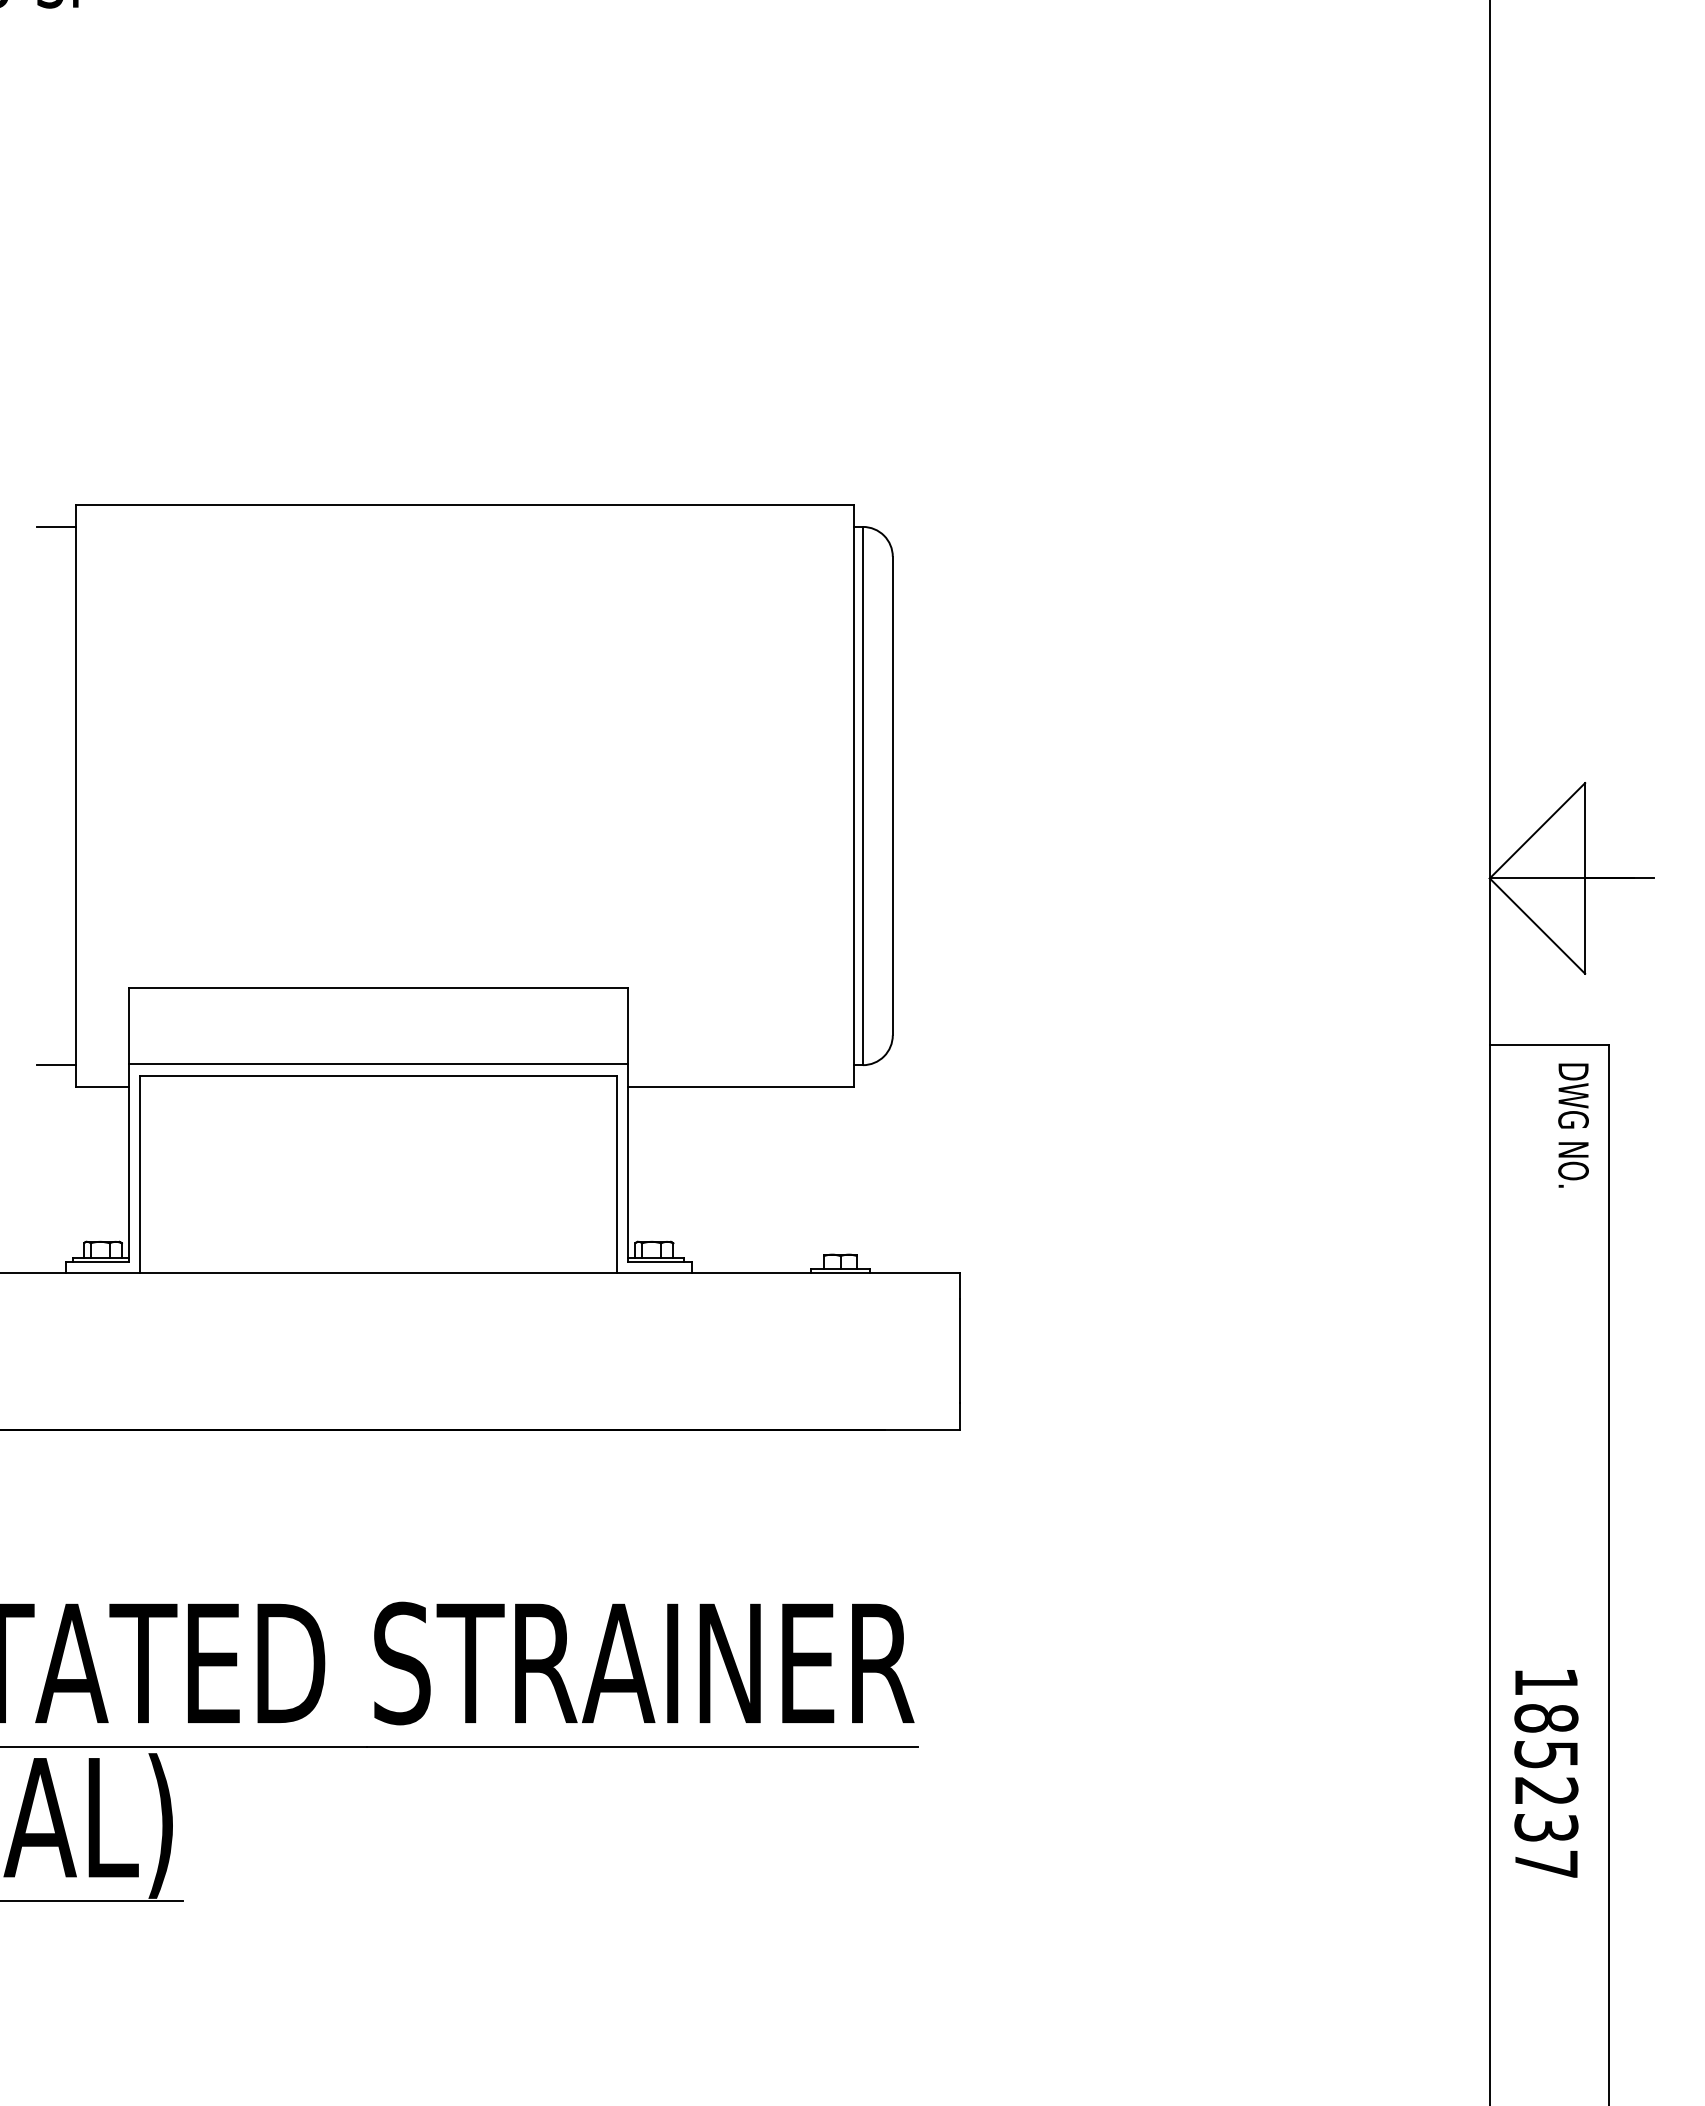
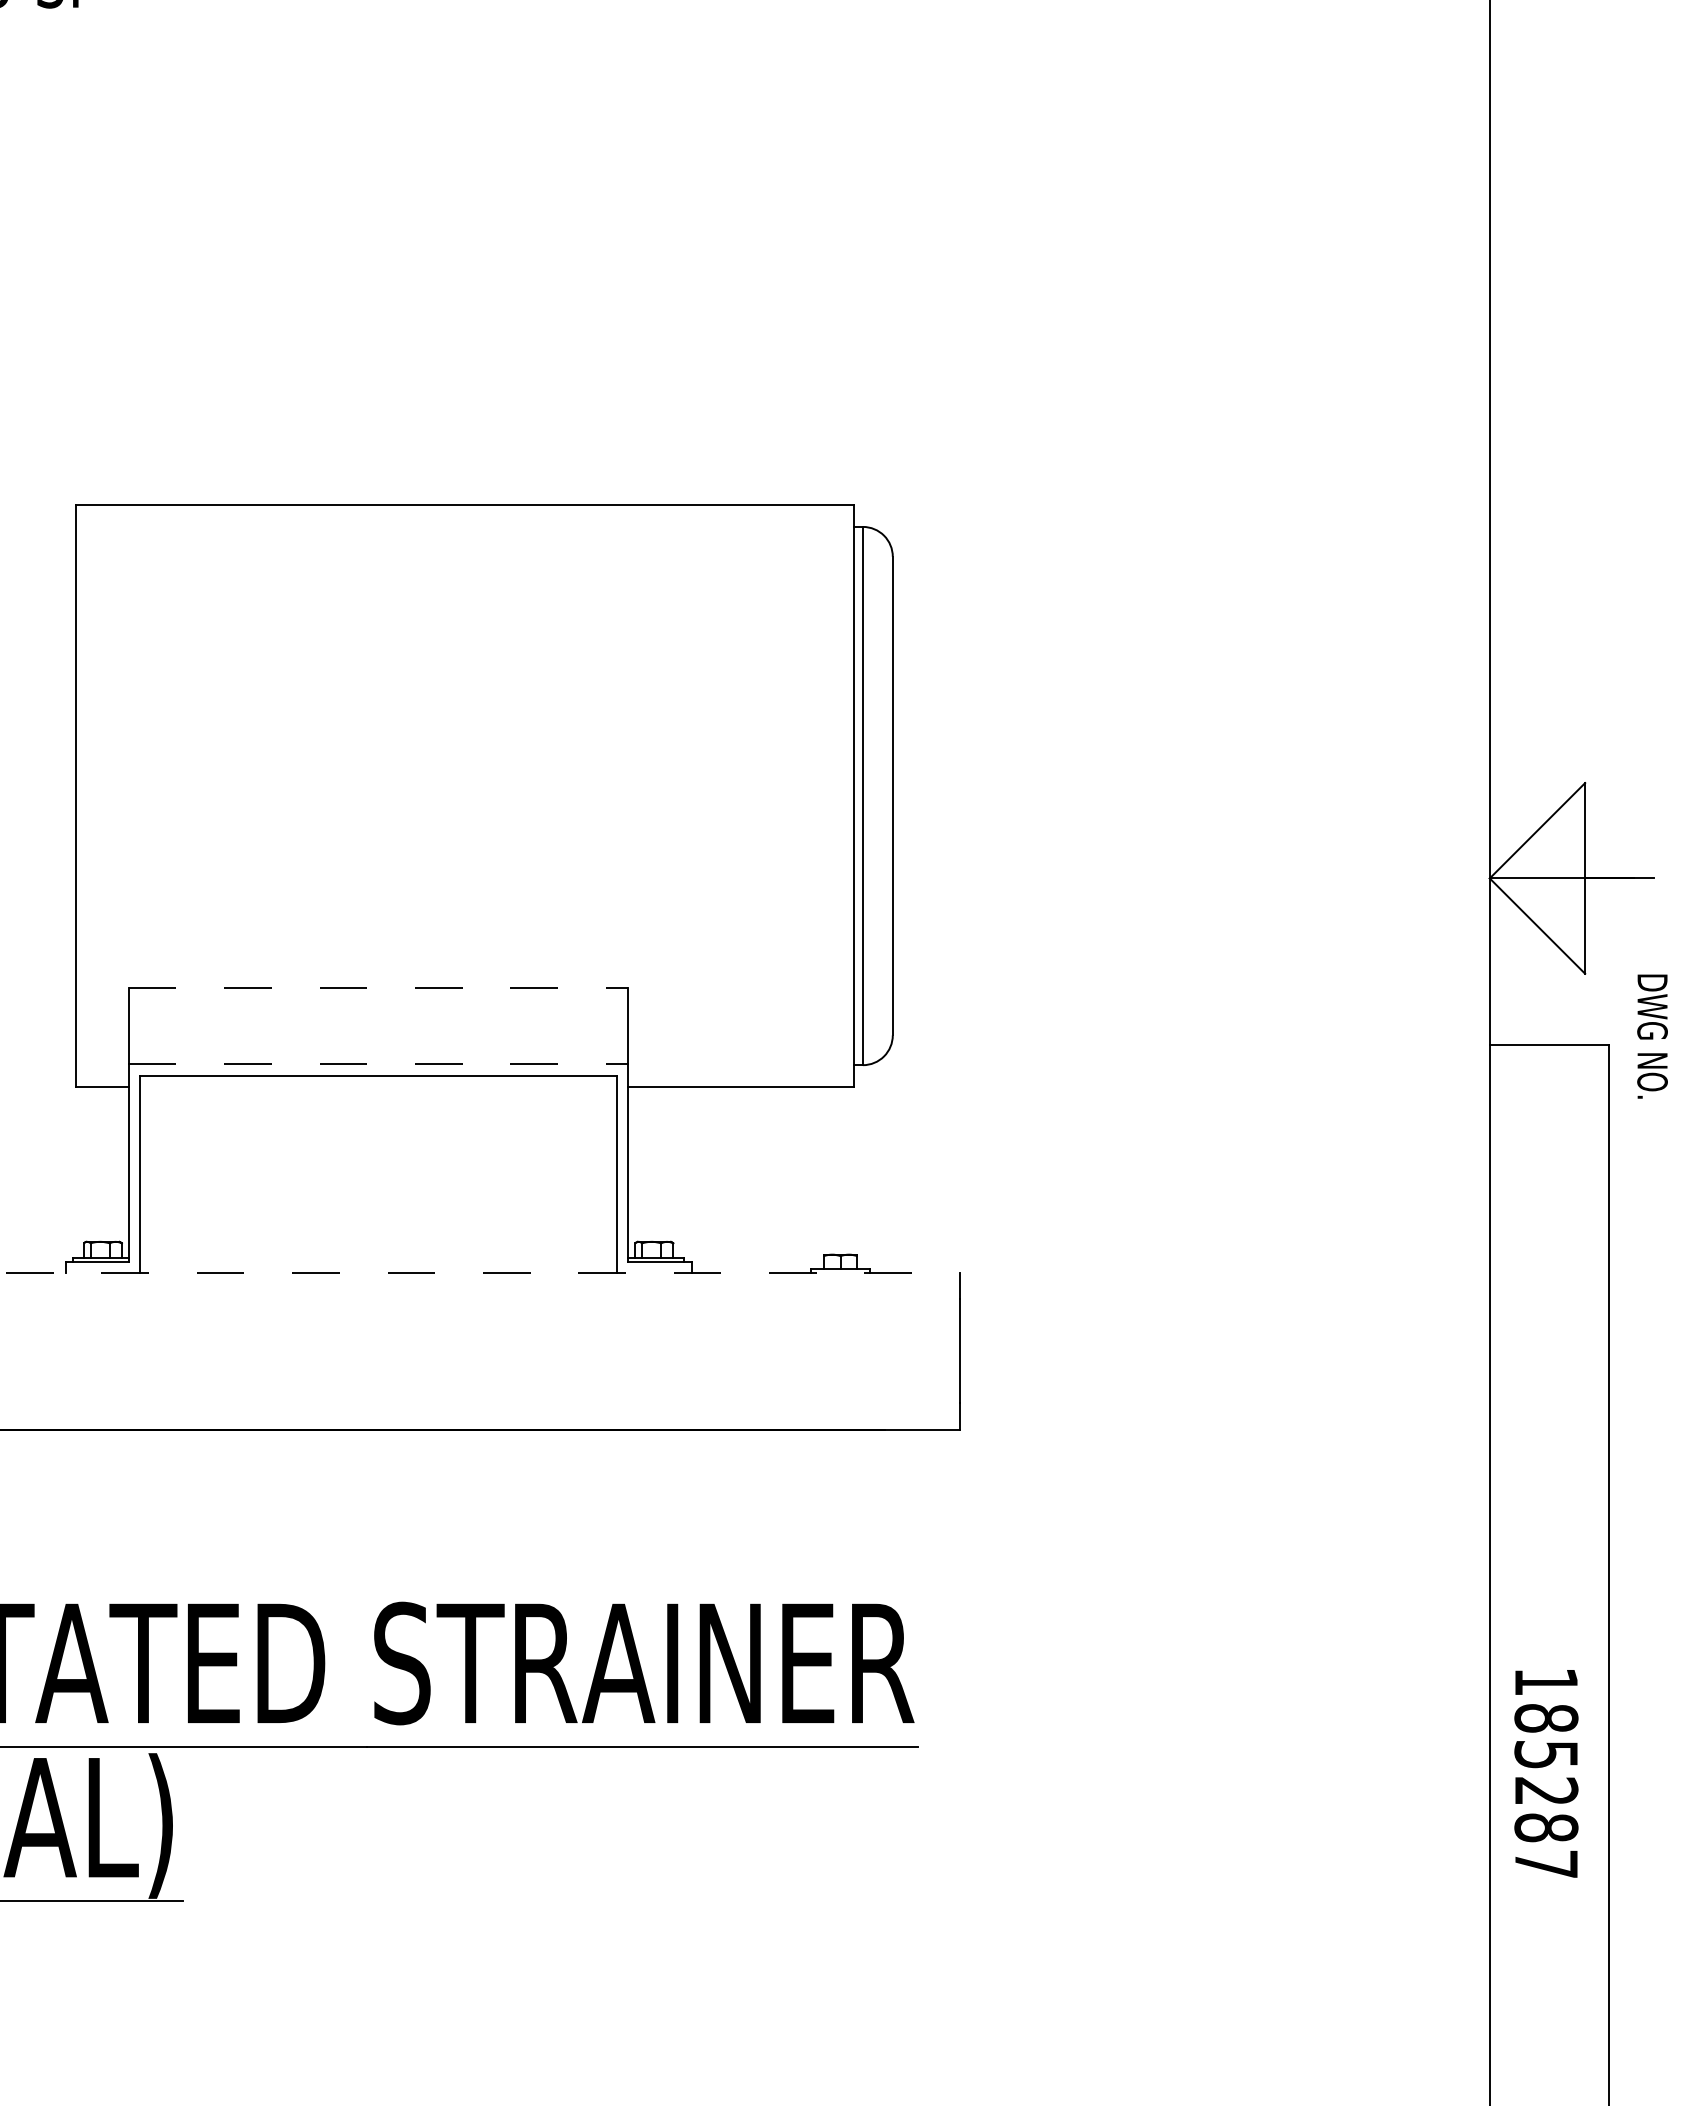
line: present -> none (55, 526)
line: solid -> dashed (378, 988)
line: solid -> dashed (378, 1064)
line: present -> none (55, 1065)
text position: (1573, 1125) -> (1652, 1036) (1652, 1036)
line: solid -> dashed (480, 1273)
text: 185237 -> 185287 (1546, 1827)
